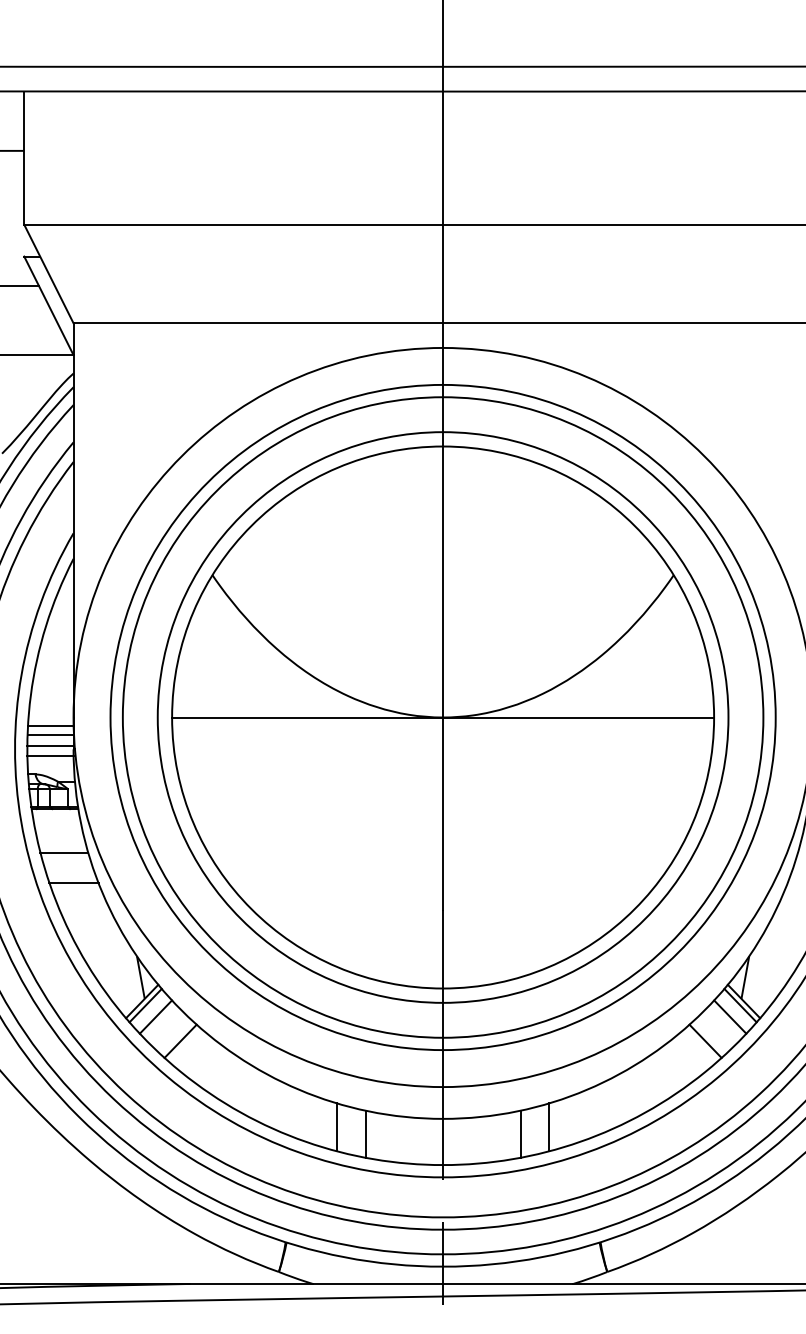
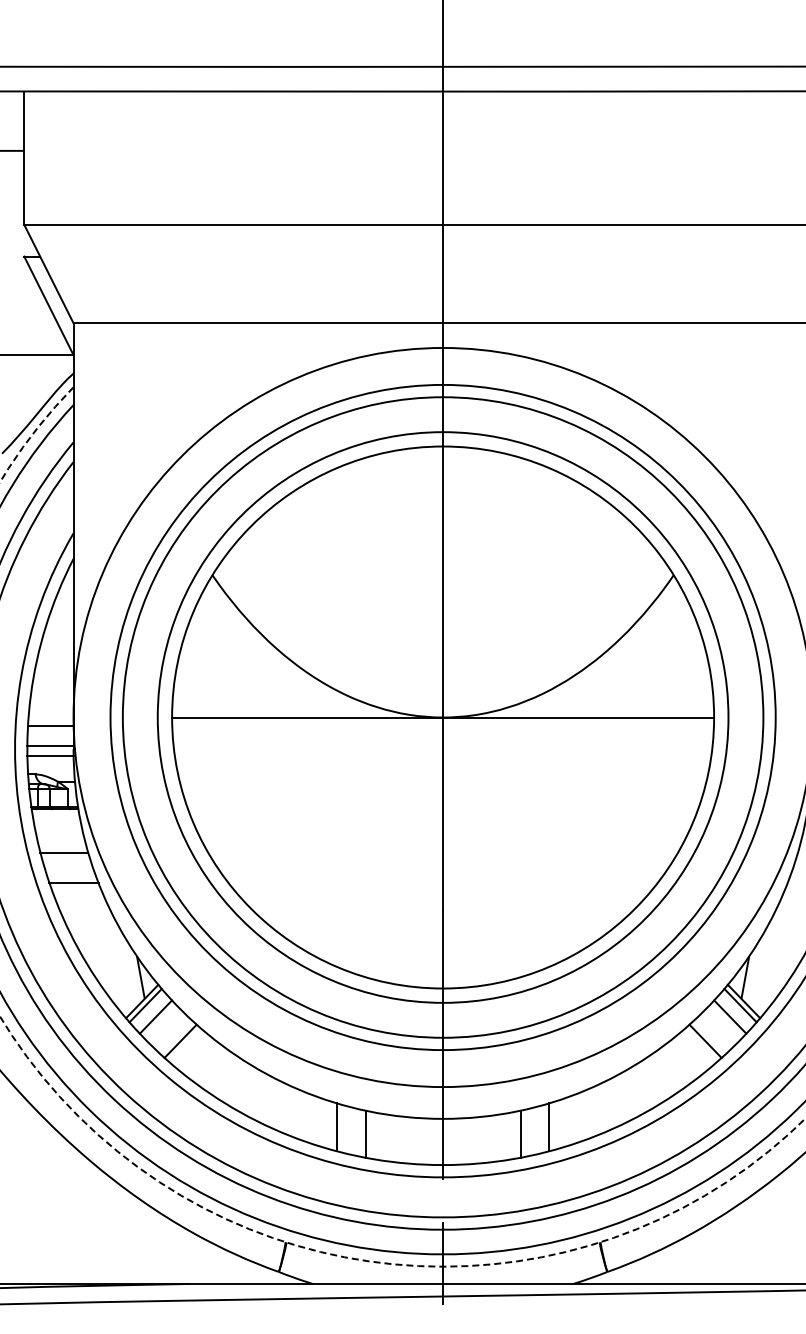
line: present -> none (20, 286)
line: present -> none (50, 735)
arc: solid -> dashed (319, 1251)
